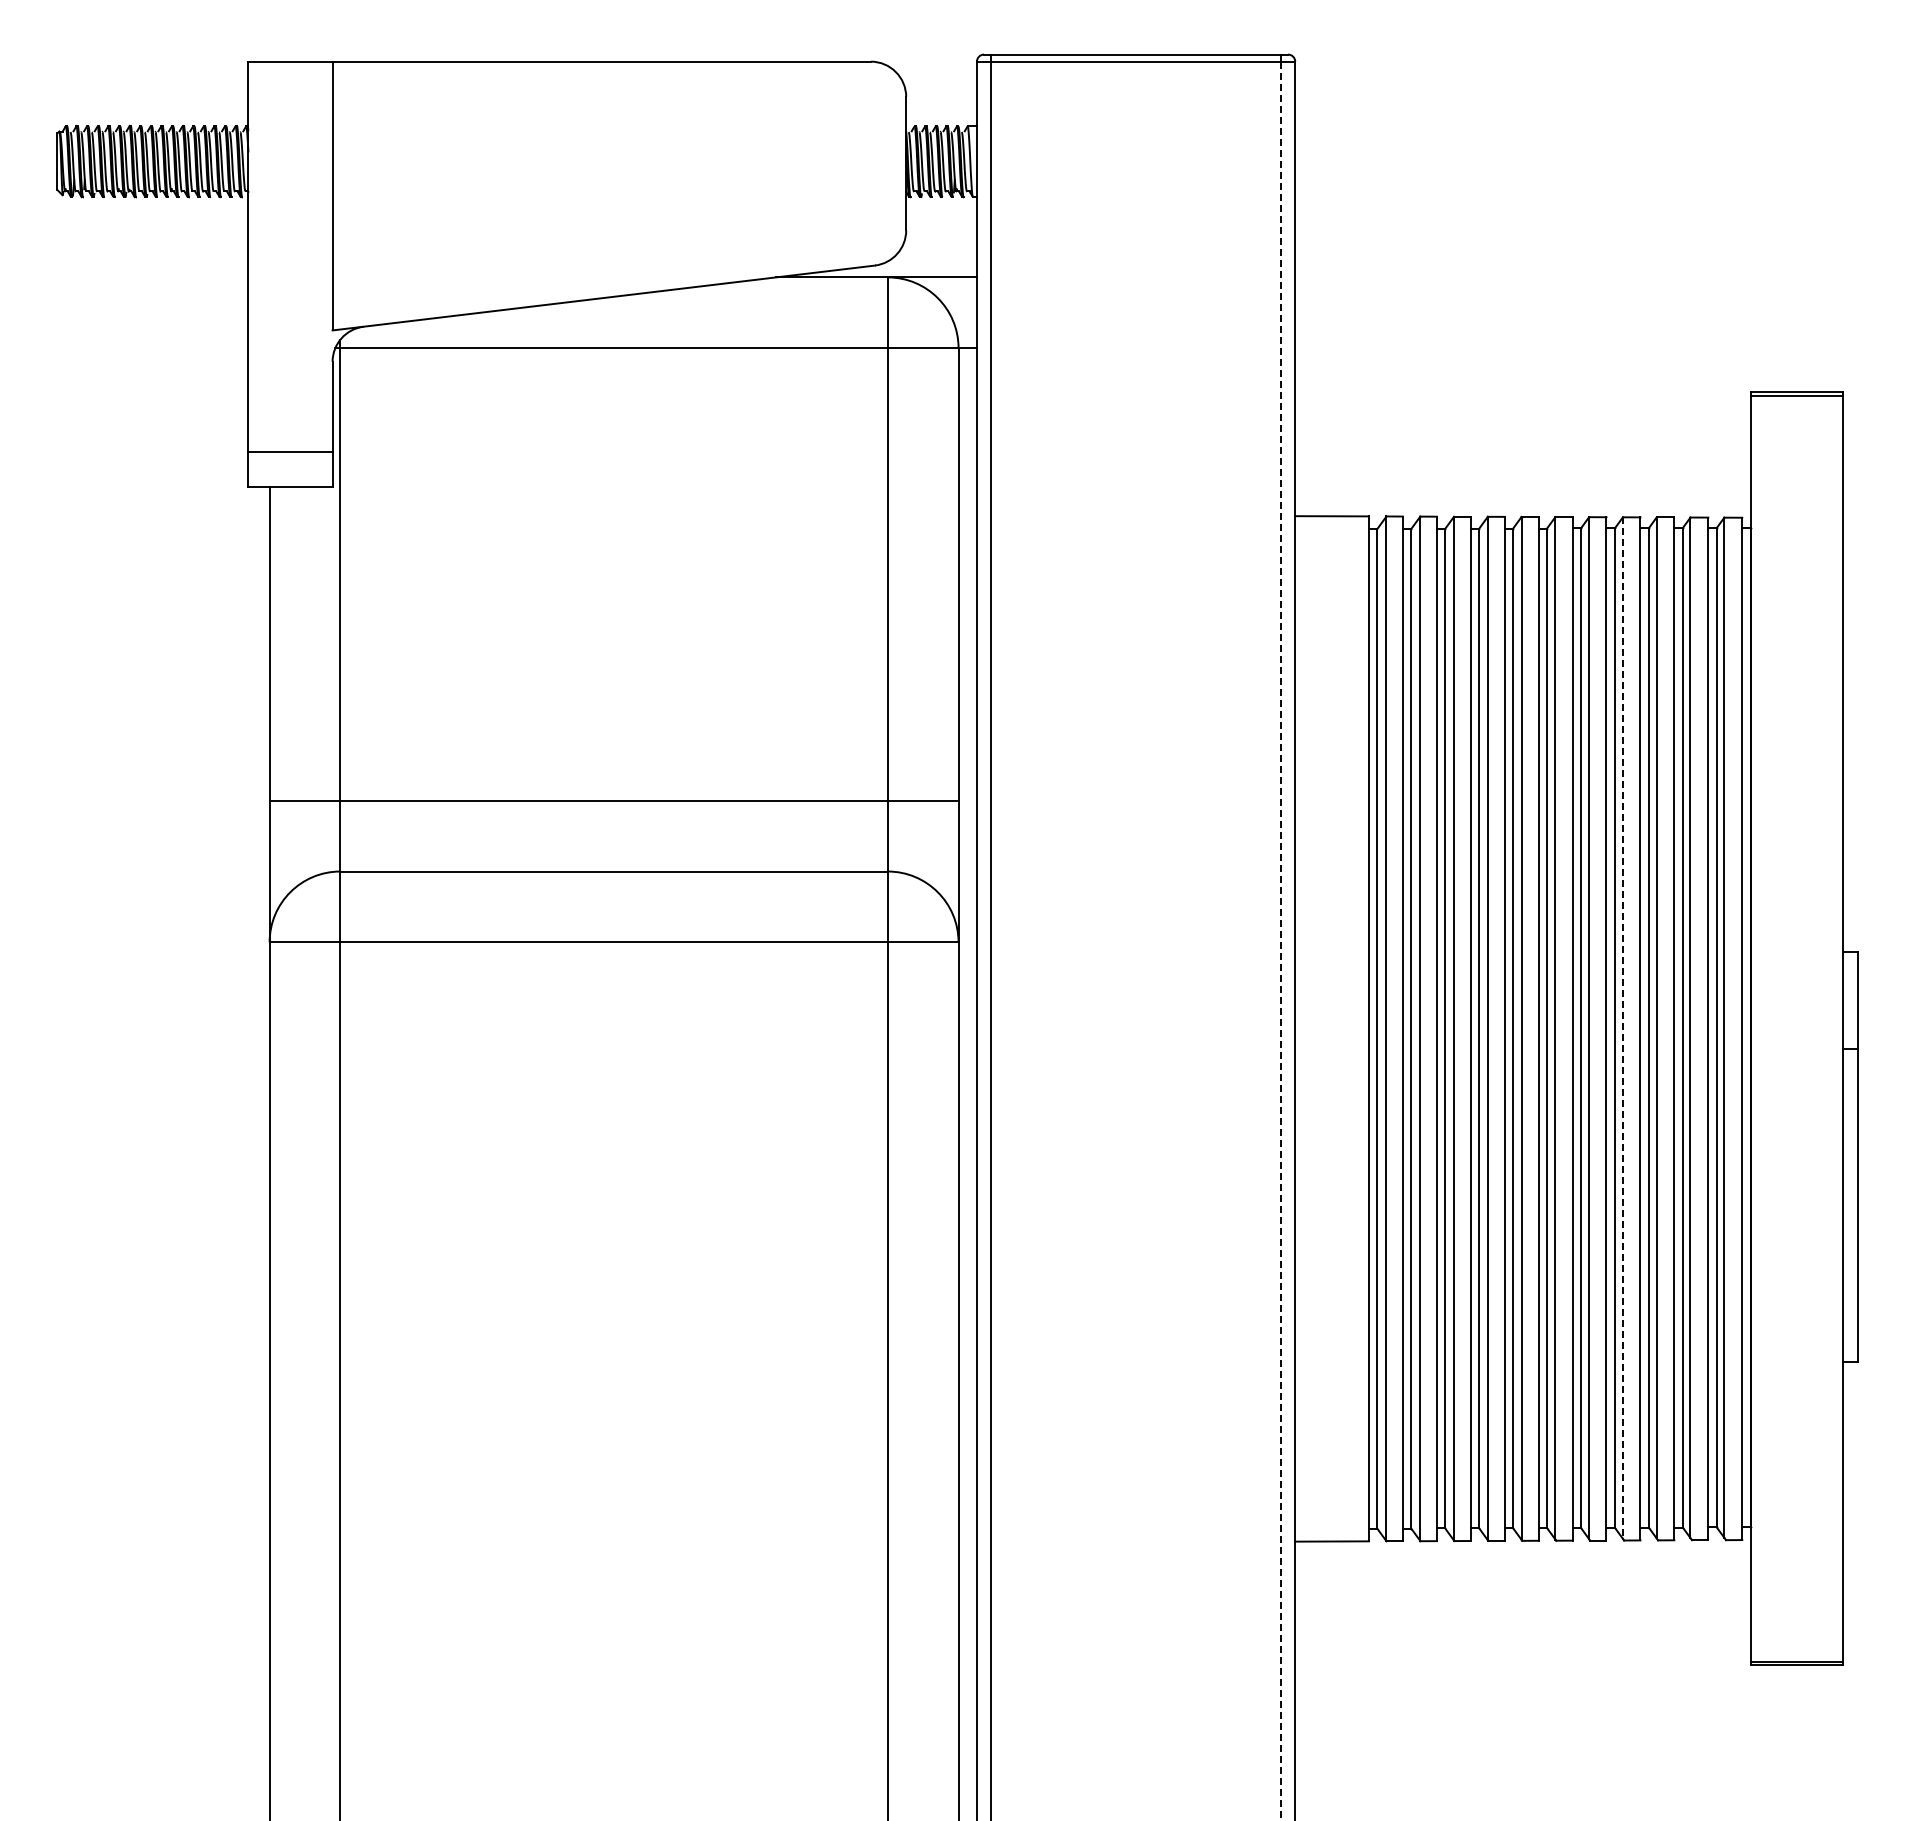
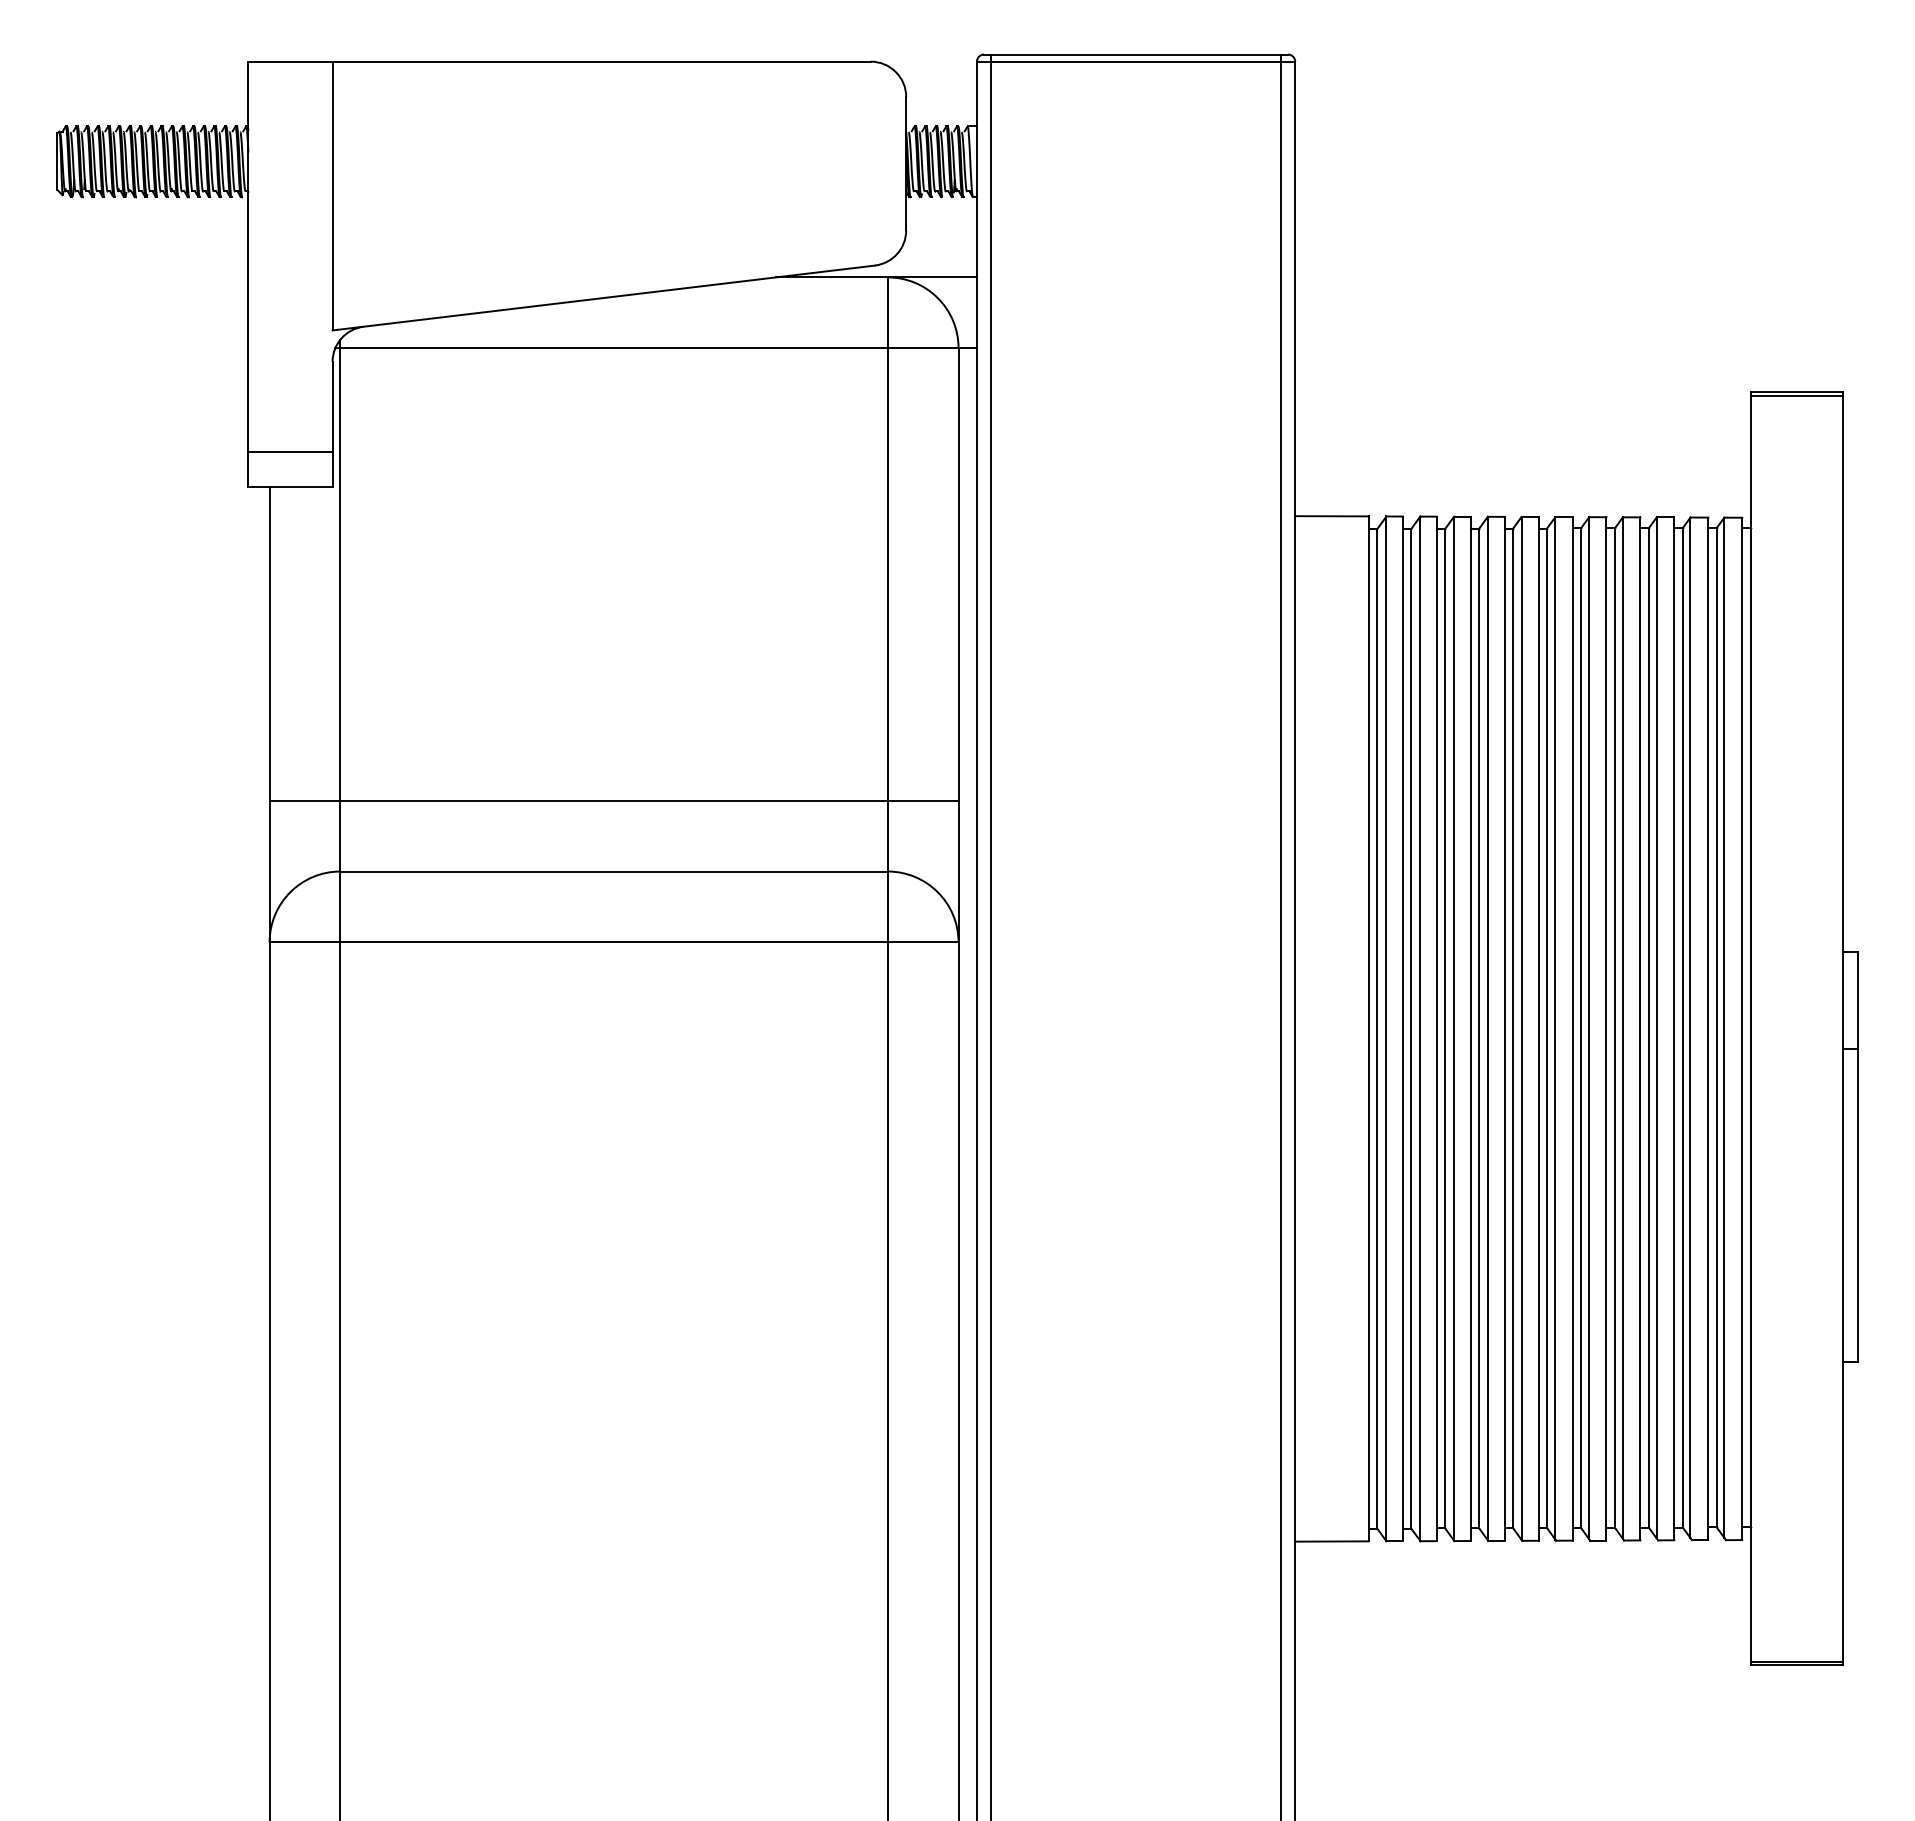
line: dashed -> solid (1281, 941)
line: dashed -> solid (1622, 1028)
